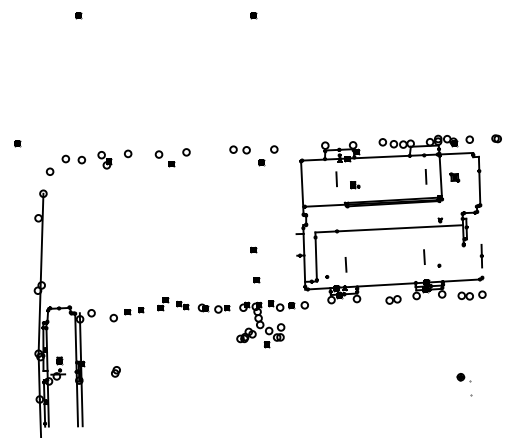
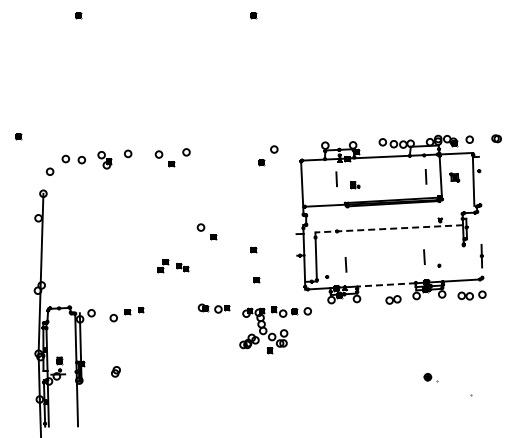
part position: (17, 143) -> (18, 136) (18, 136)
part: present -> none (239, 149)
line position: (479, 180) -> (473, 180) (473, 180)
line: solid -> dashed (389, 228)
part: none -> present (206, 231)
line: solid -> dashed (386, 284)
part position: (173, 304) -> (173, 266) (173, 266)
part position: (272, 324) -> (275, 330) (275, 330)
part position: (463, 377) -> (430, 377) (430, 377)
line: present -> none (81, 403)
